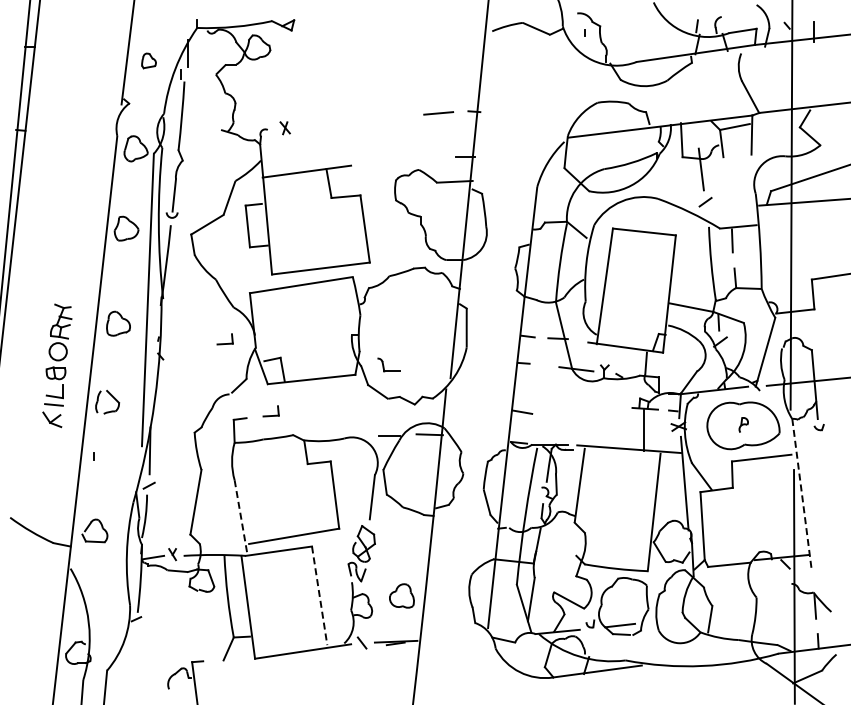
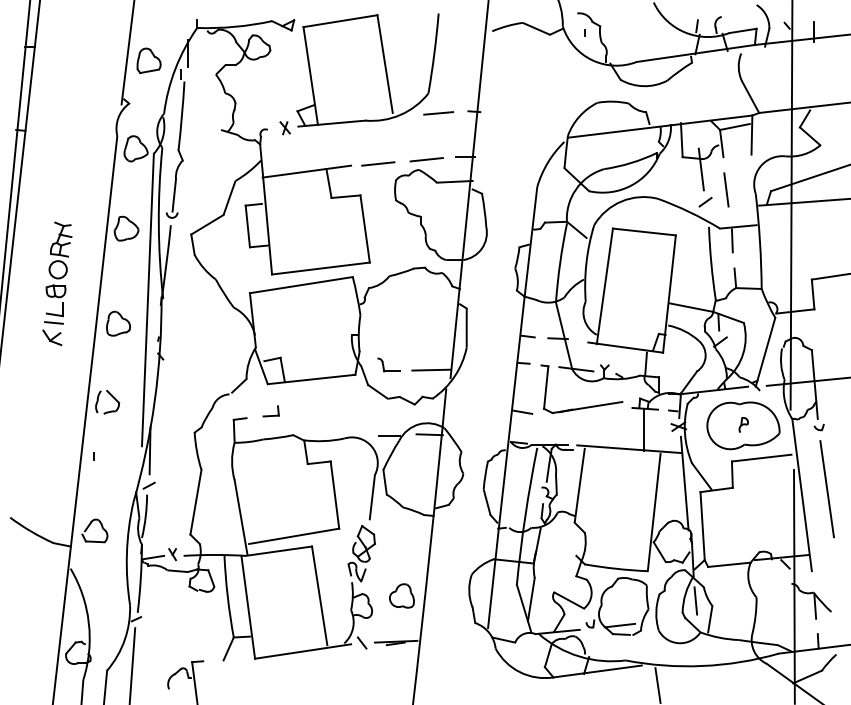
part size: 16x18 px -> 26x28 px (148, 60)
part: none -> present (384, 68)
line: none -> present (426, 159)
line: none -> present (378, 163)
line: none -> present (726, 189)
part: present -> none (224, 339)
part position: (57, 365) -> (57, 283) (57, 283)
line: none -> present (431, 369)
part: none -> present (585, 406)
line: none -> present (826, 489)
line: dashed -> solid (802, 495)
line: dashed -> solid (241, 517)
line: dashed -> solid (319, 595)
line: none -> present (695, 600)
line: none -> present (132, 664)
line: none -> present (657, 684)
